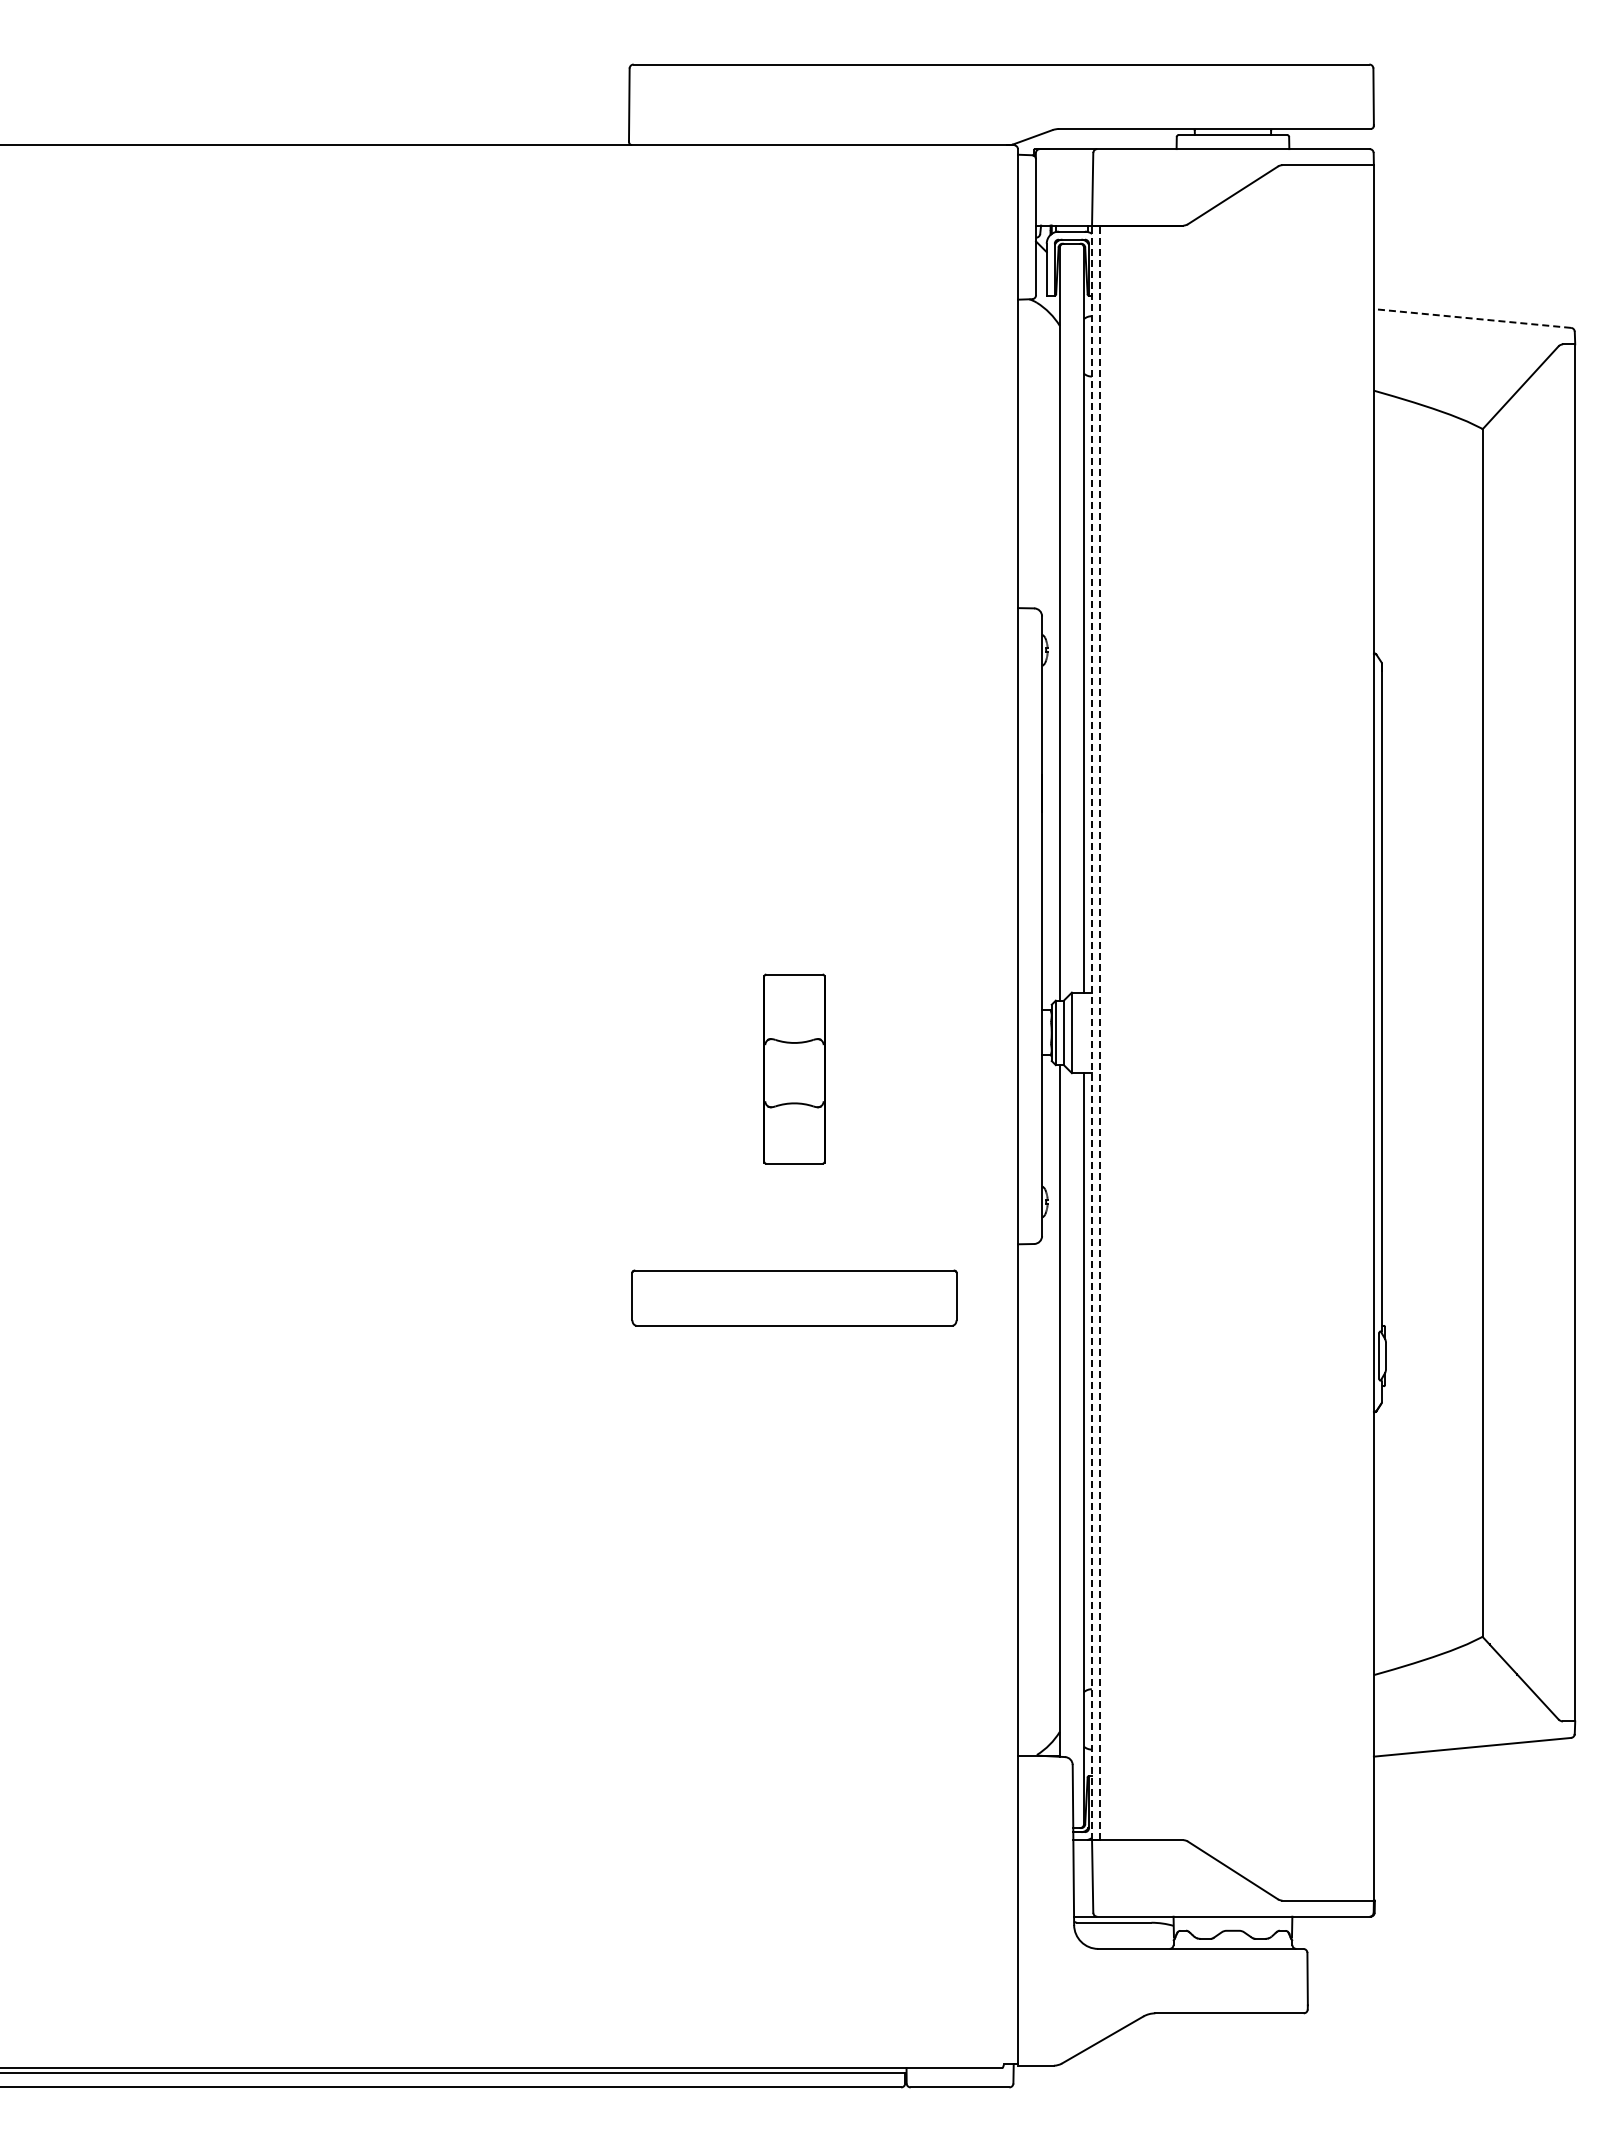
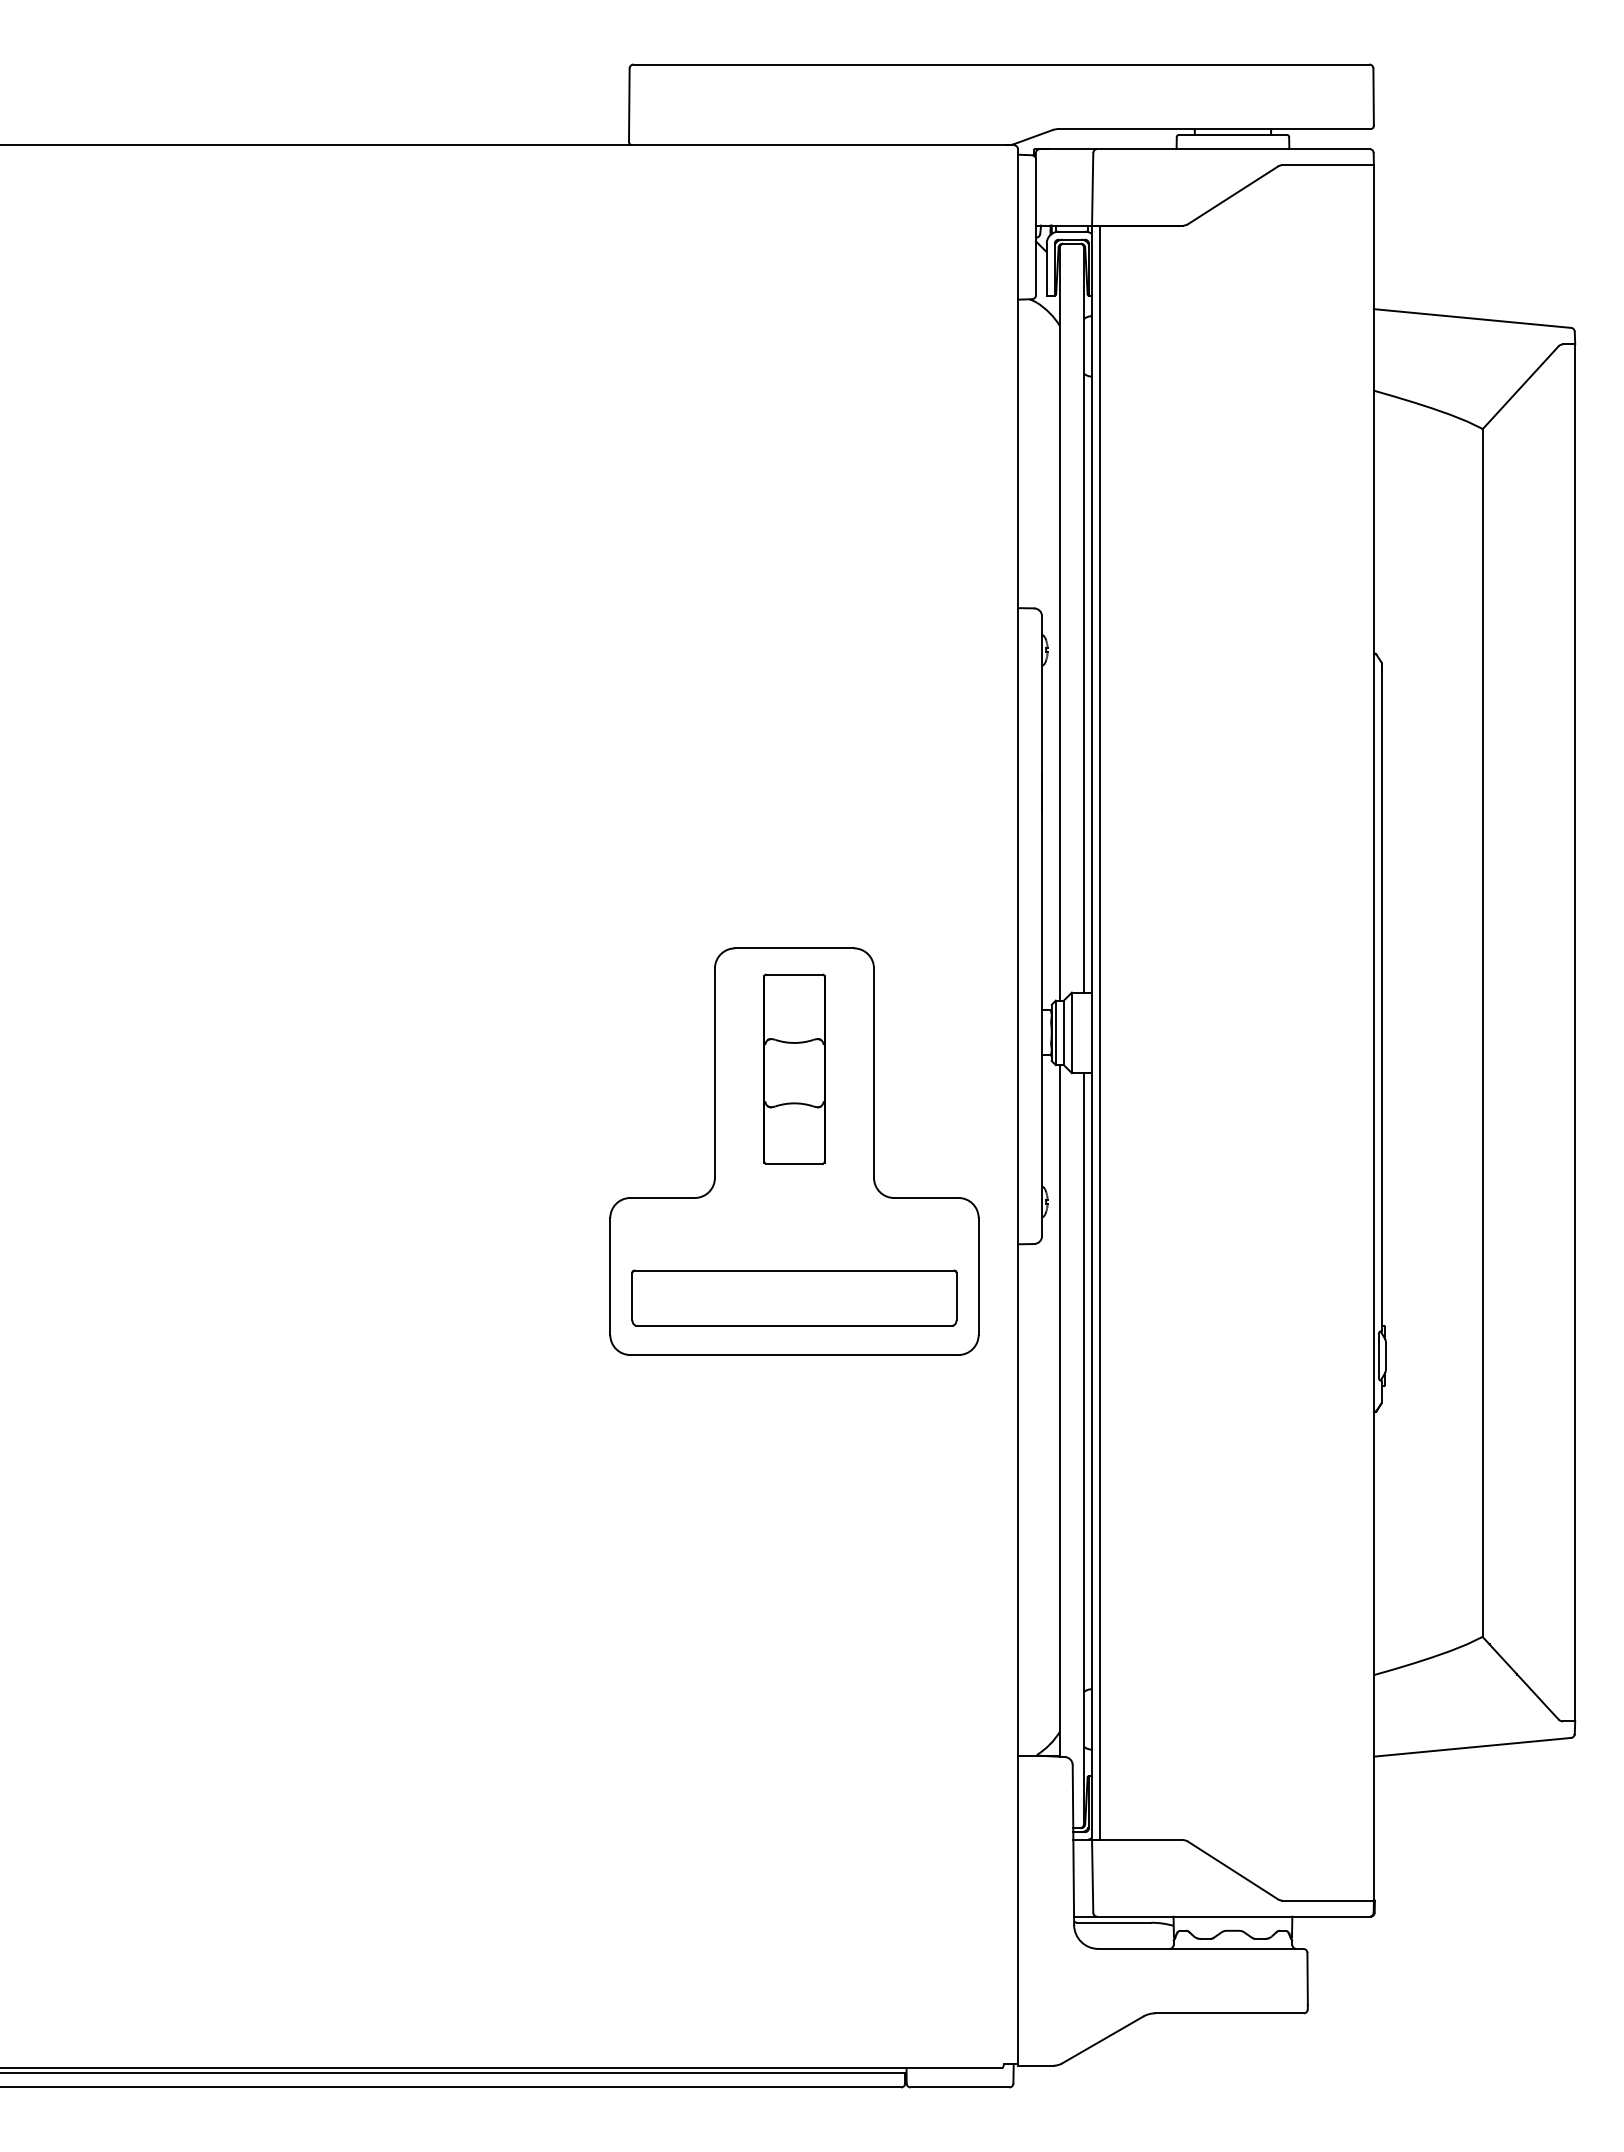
line: dashed -> solid (1472, 318)
line: dashed -> solid (1092, 1032)
line: dashed -> solid (1100, 1032)
part: none -> present (794, 1151)
